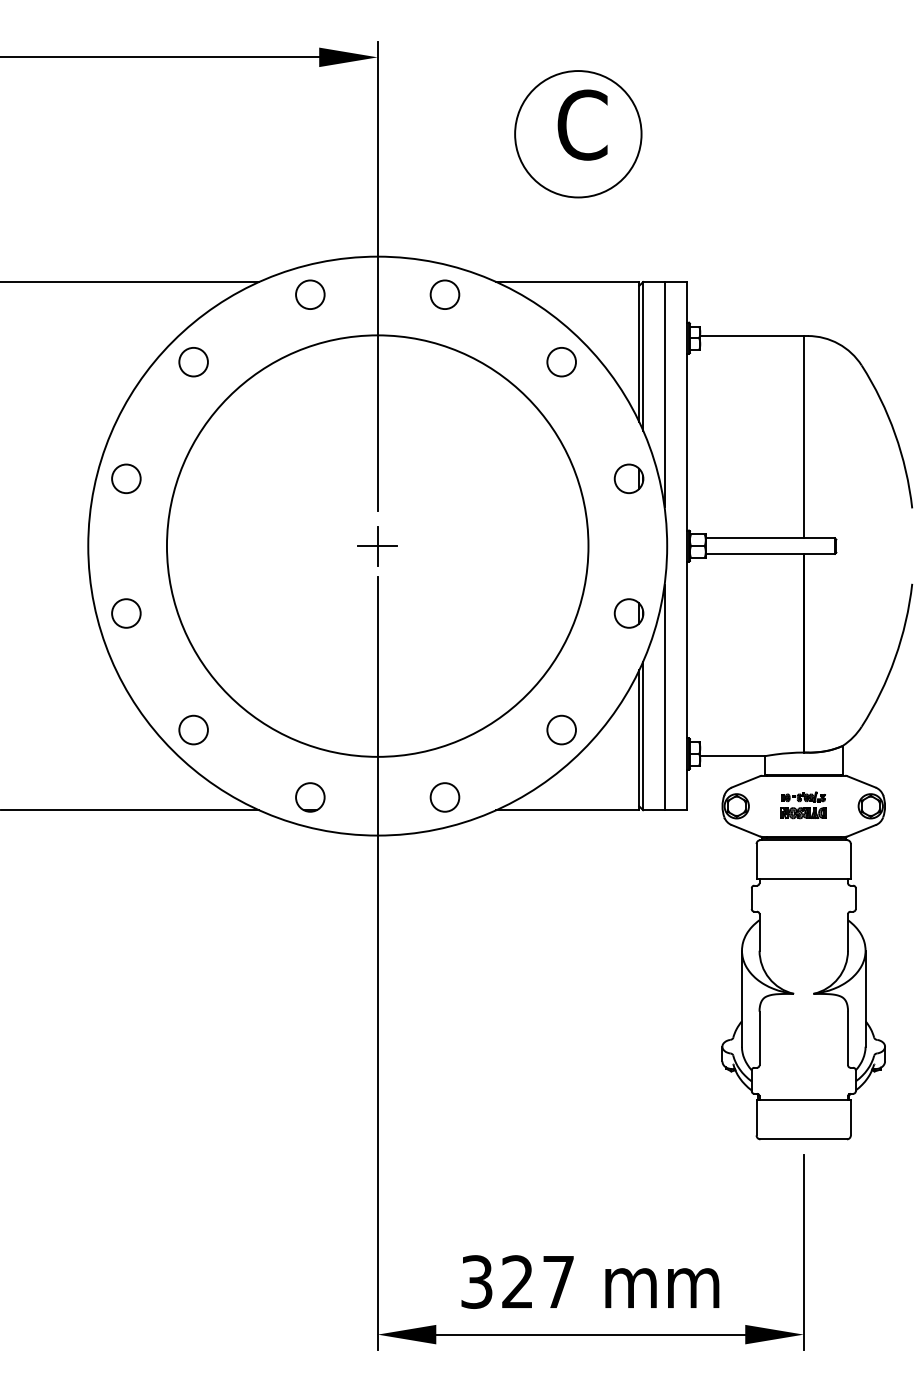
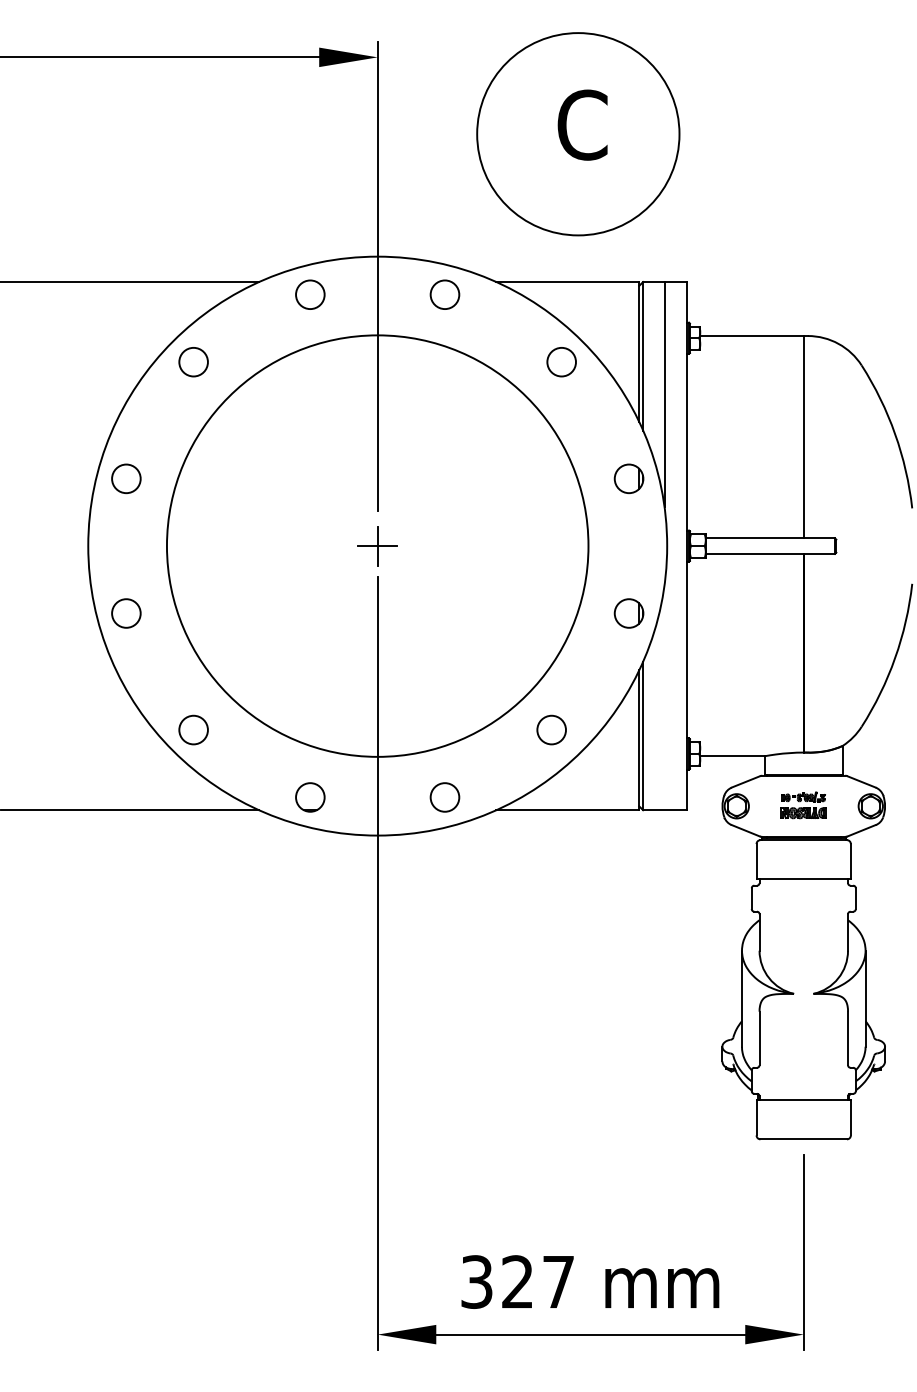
circle diameter: 126 px -> 202 px (578, 134)
line: present -> none (664, 697)
circle position: (561, 729) -> (551, 729) (551, 729)
